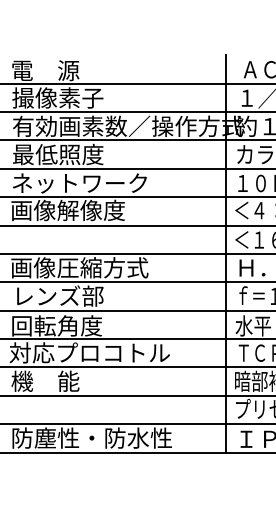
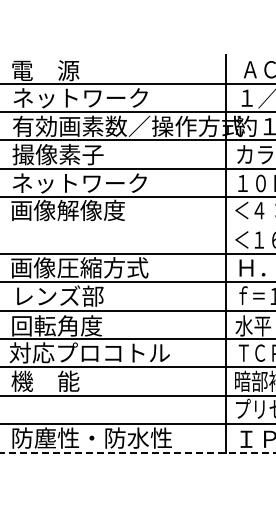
text: 撮像素子 -> ネットワーク (79, 97)
text: 最低照度 -> 撮像素子 (57, 154)
line: present -> none (137, 225)
line: solid -> dashed (138, 452)
